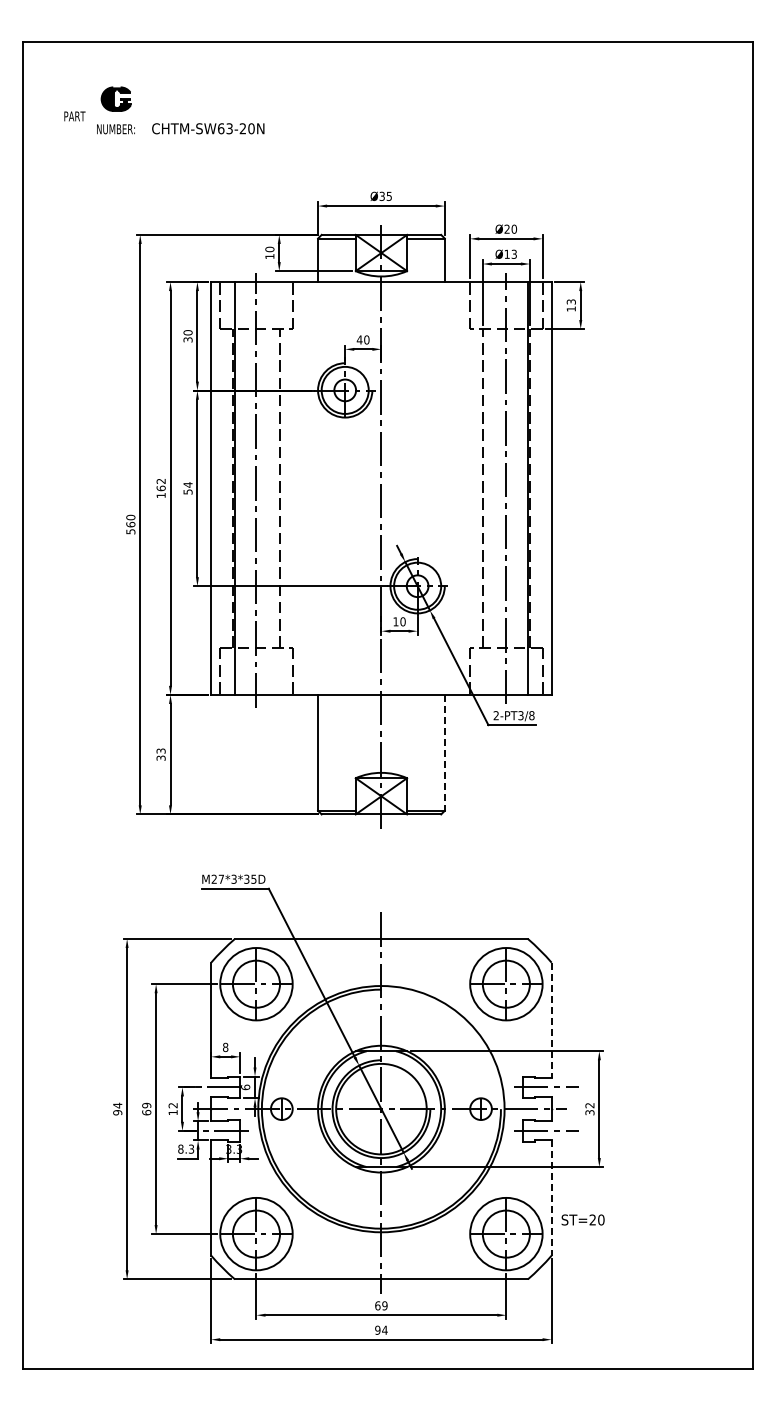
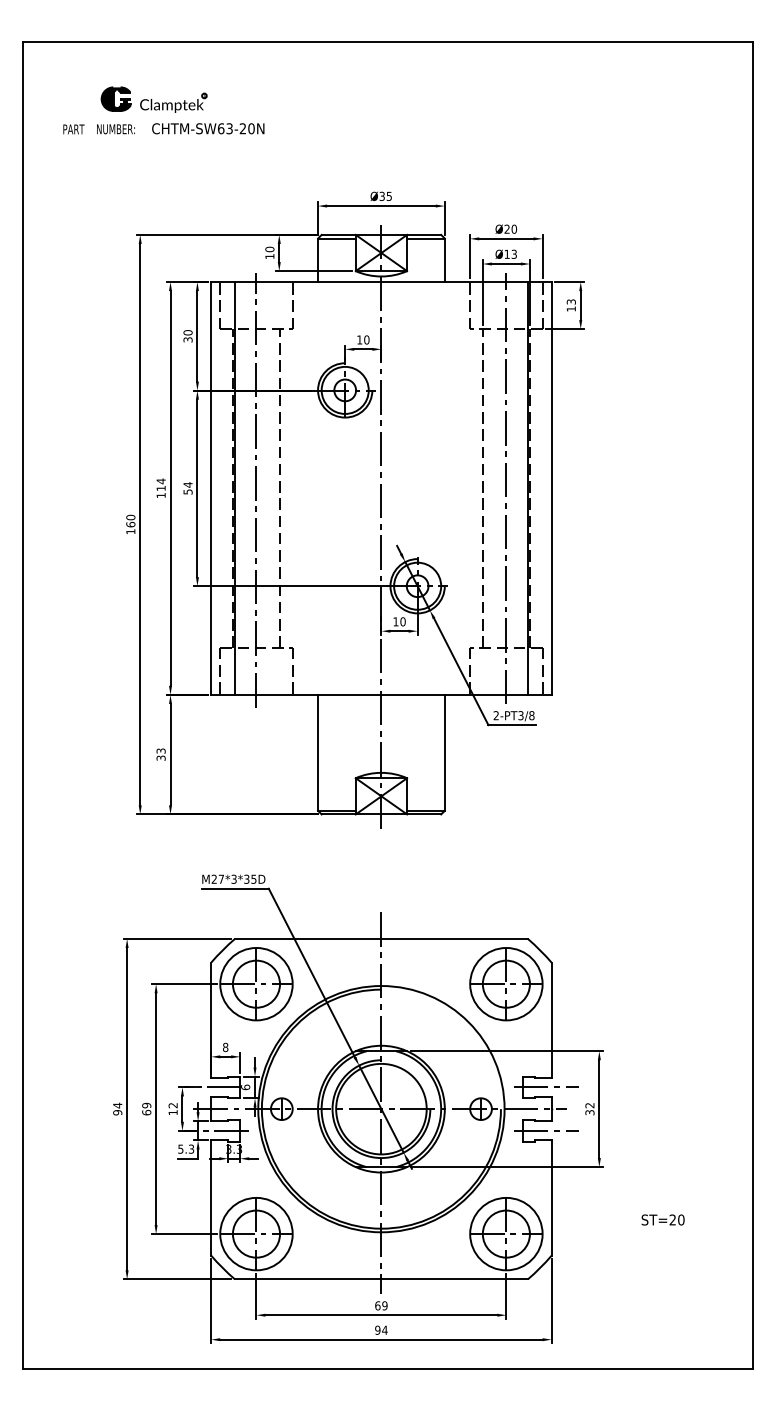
part: none -> present (173, 102)
text position: (74, 116) -> (73, 129) (73, 129)
text: 40 -> 10 (359, 339)
text: 162 -> 114 (160, 484)
text: 560 -> 160 (130, 531)
line: dashed -> solid (444, 752)
line: dashed -> solid (551, 1020)
text: 8.3 -> 5.3 (180, 1148)
line: dashed -> solid (551, 1198)
text position: (582, 1219) -> (662, 1219) (662, 1219)
